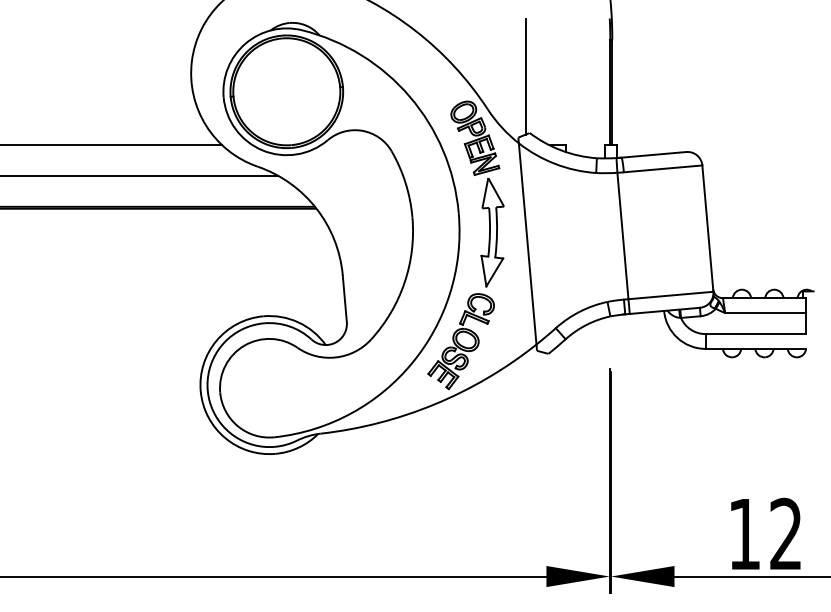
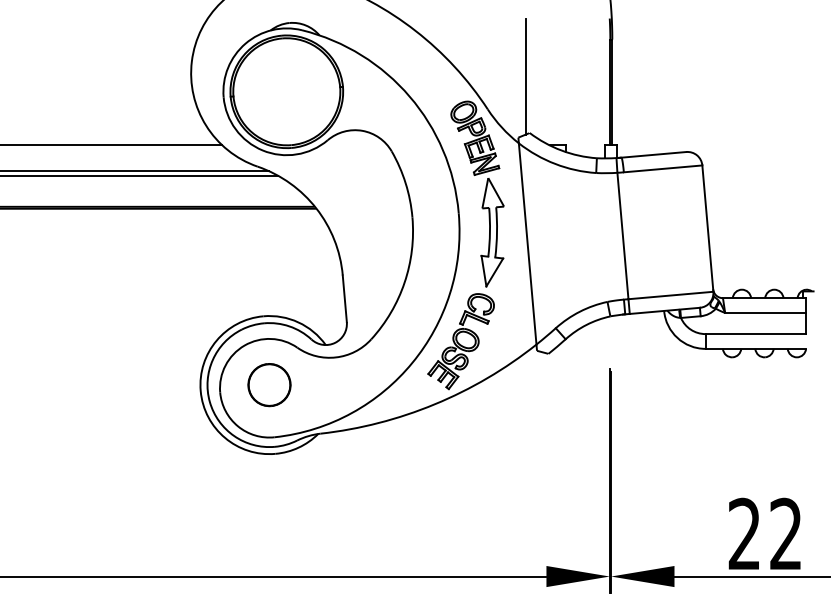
line: none -> present (135, 171)
part: none -> present (269, 385)
text: 12 -> 22 (743, 533)
